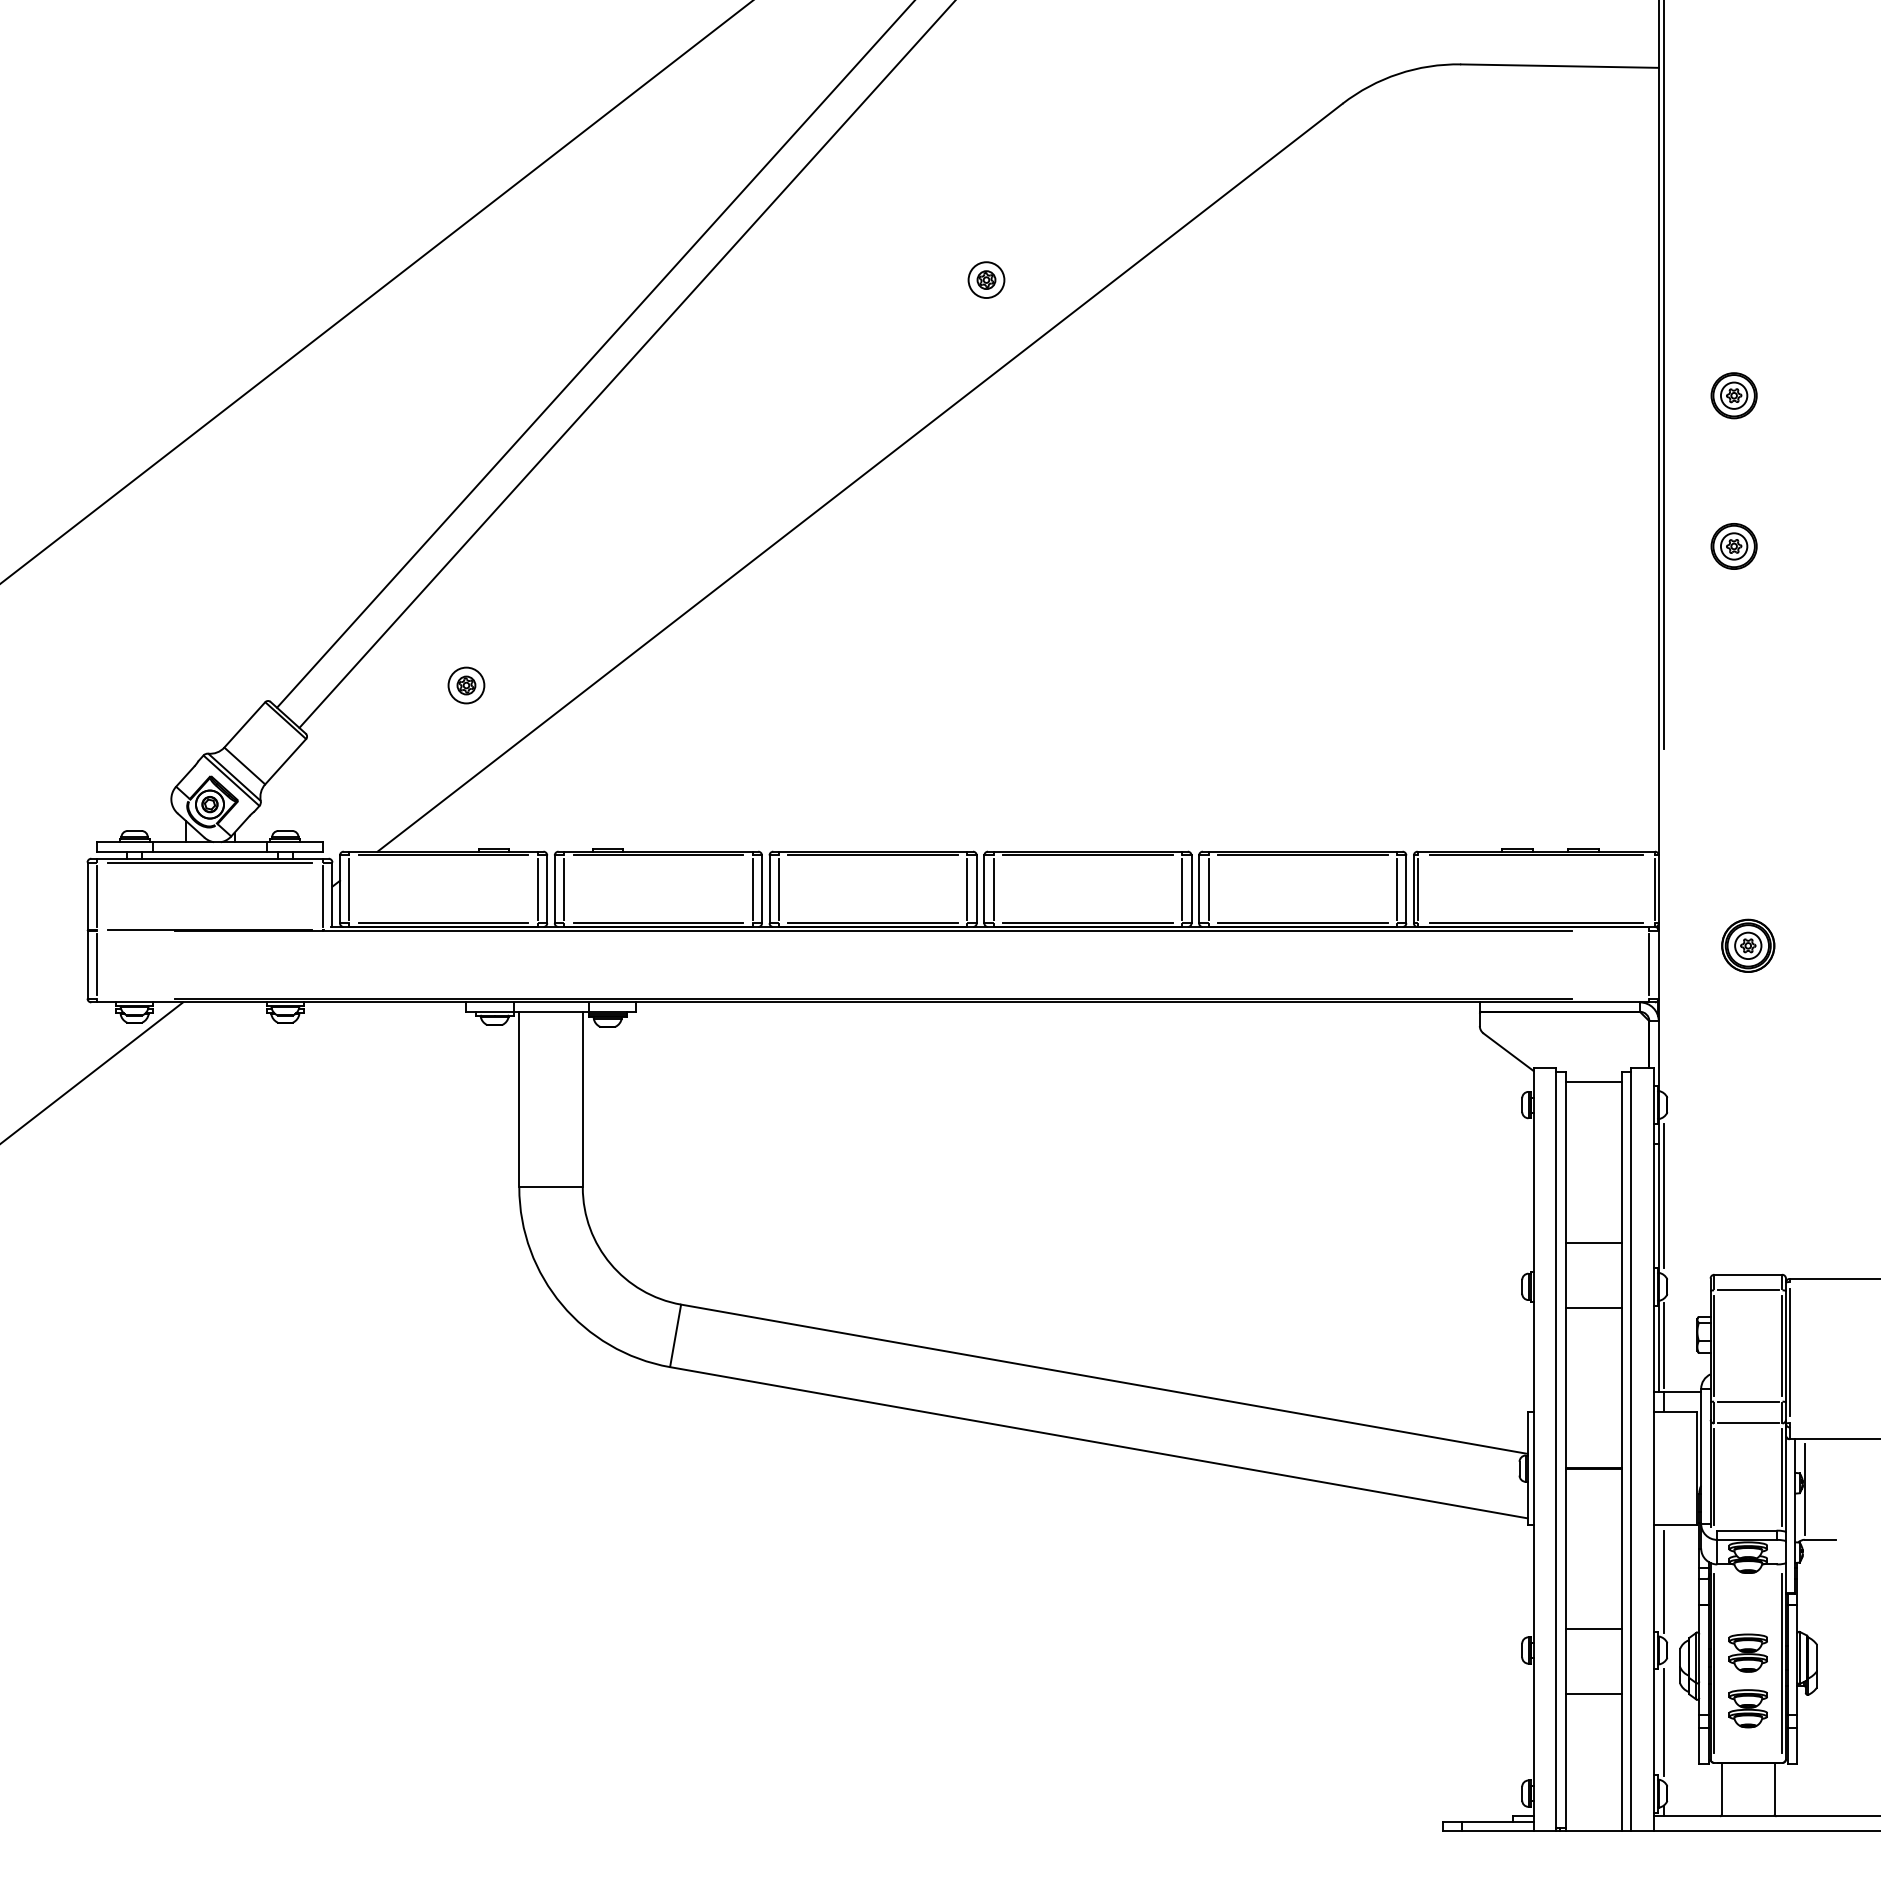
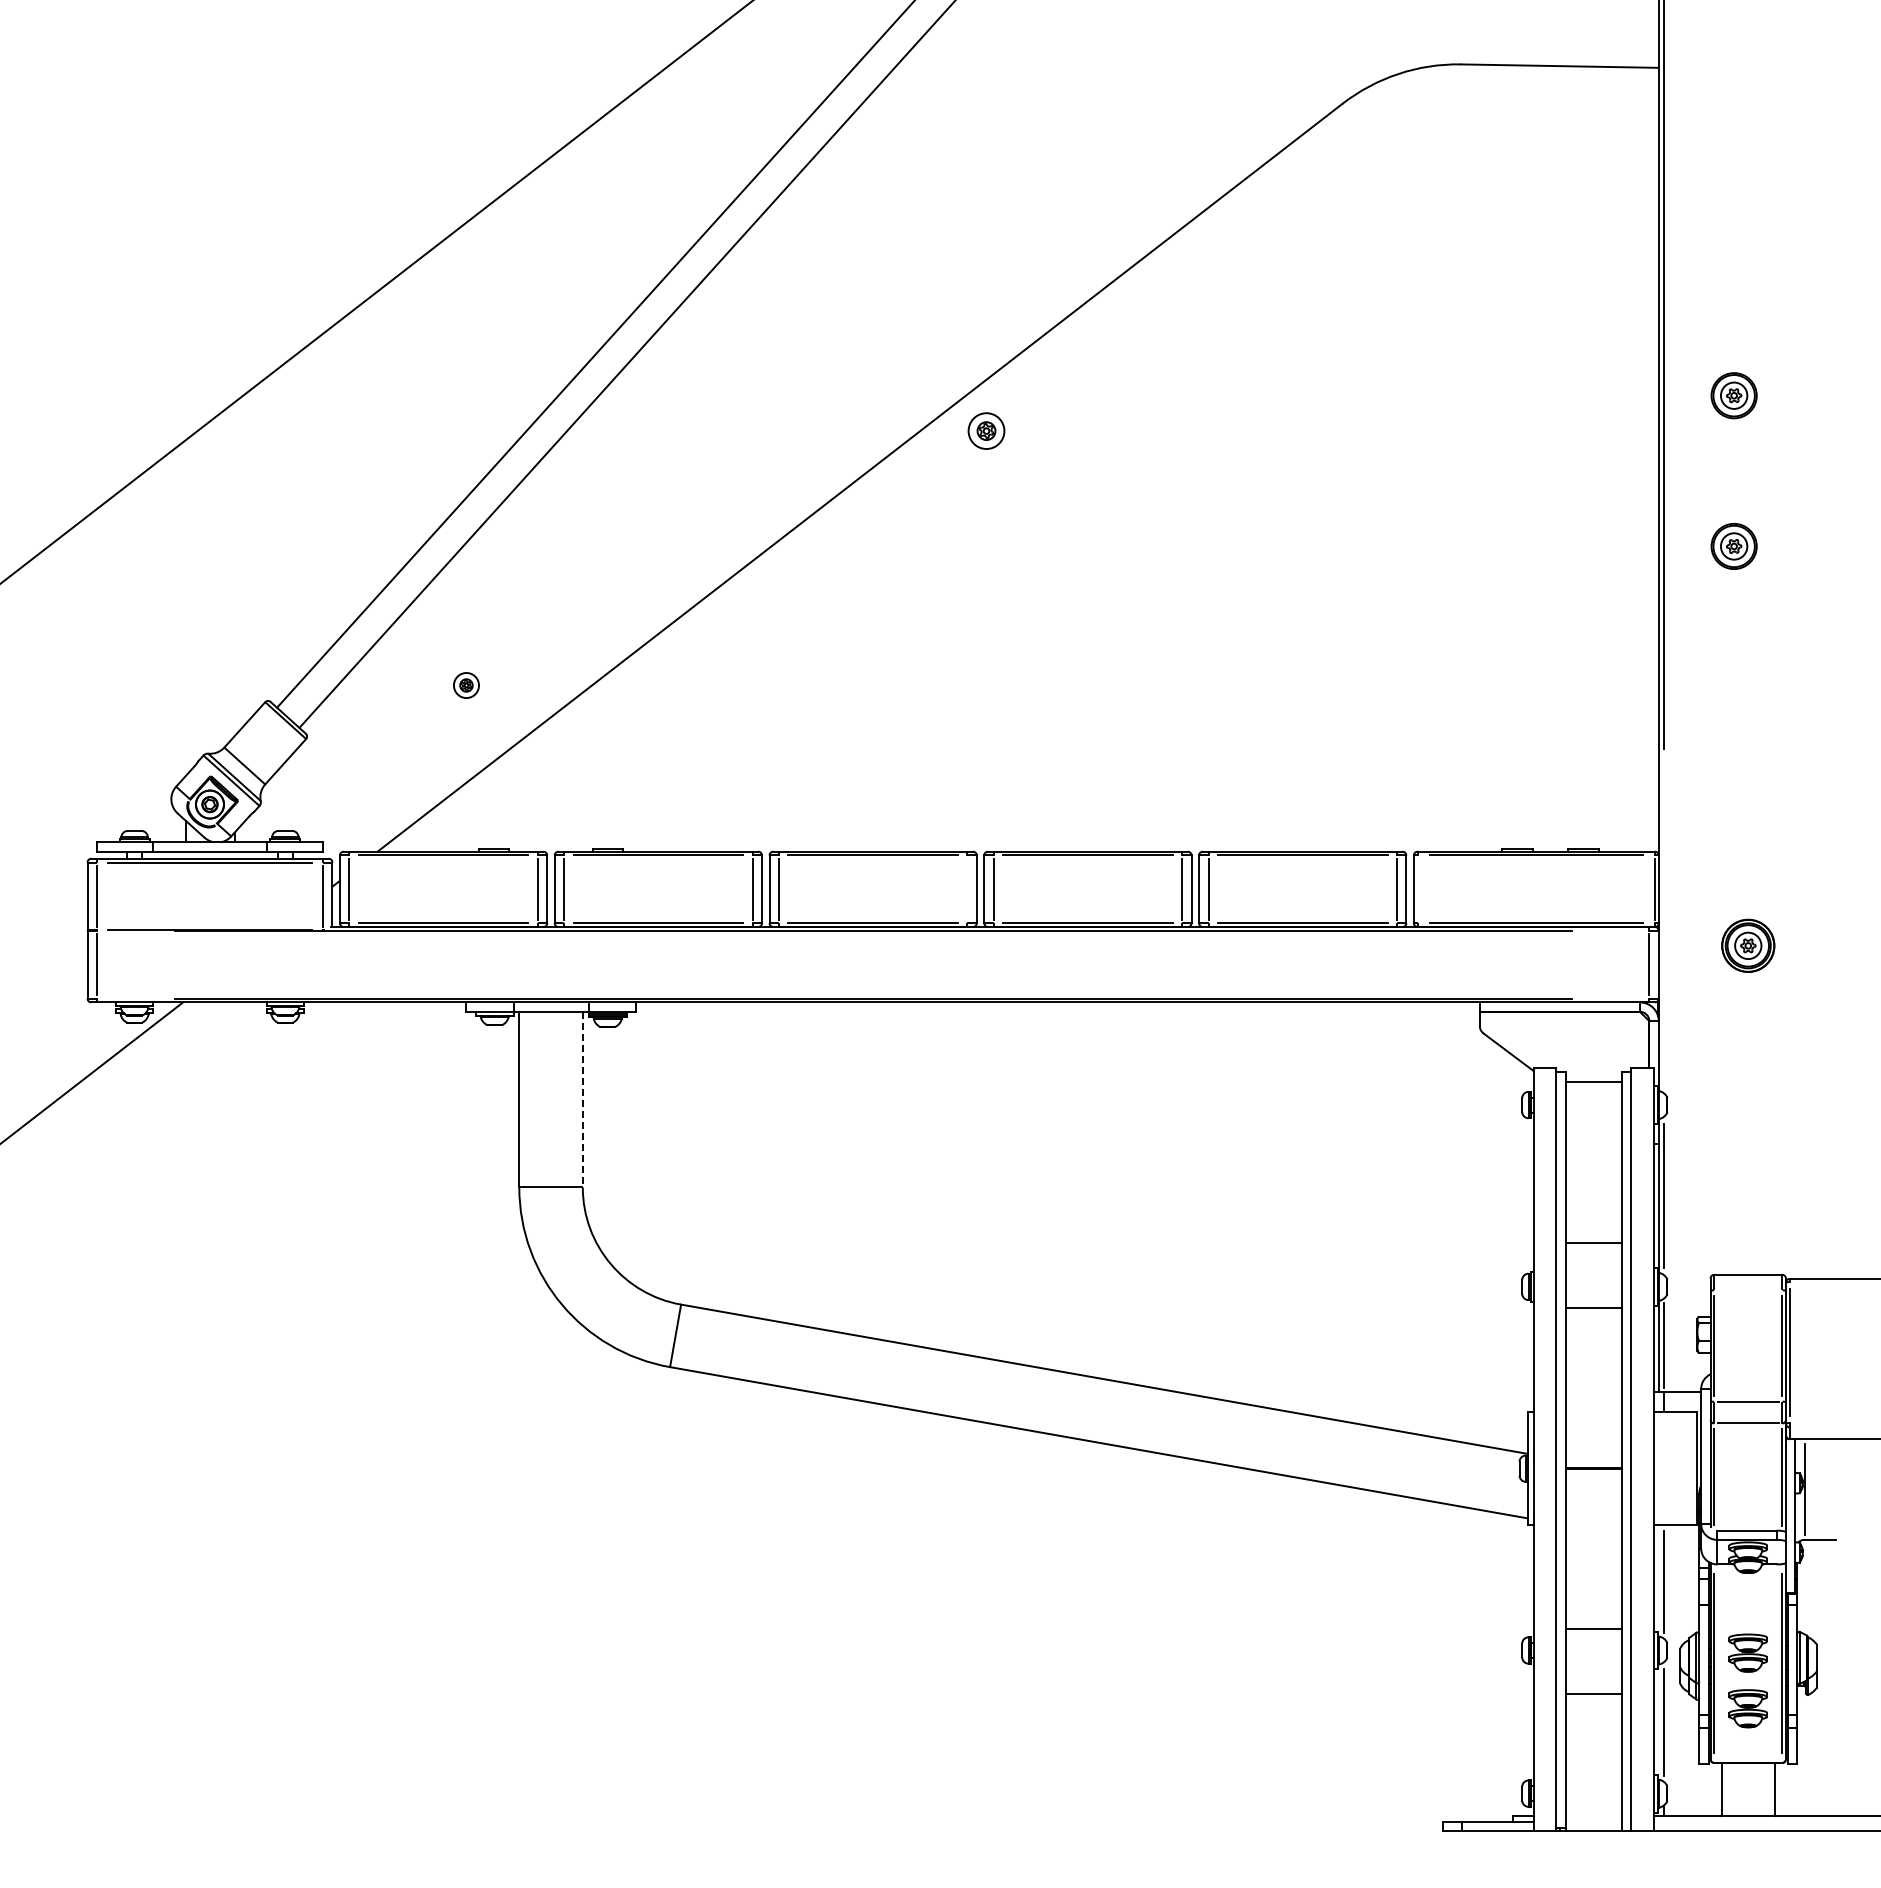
part position: (986, 279) -> (986, 430) (986, 430)
part size: 39x39 px -> 27x27 px (466, 685)
line: present -> none (967, 888)
line: present -> none (1417, 888)
line: solid -> dashed (582, 1099)
line: present -> none (1747, 1290)
